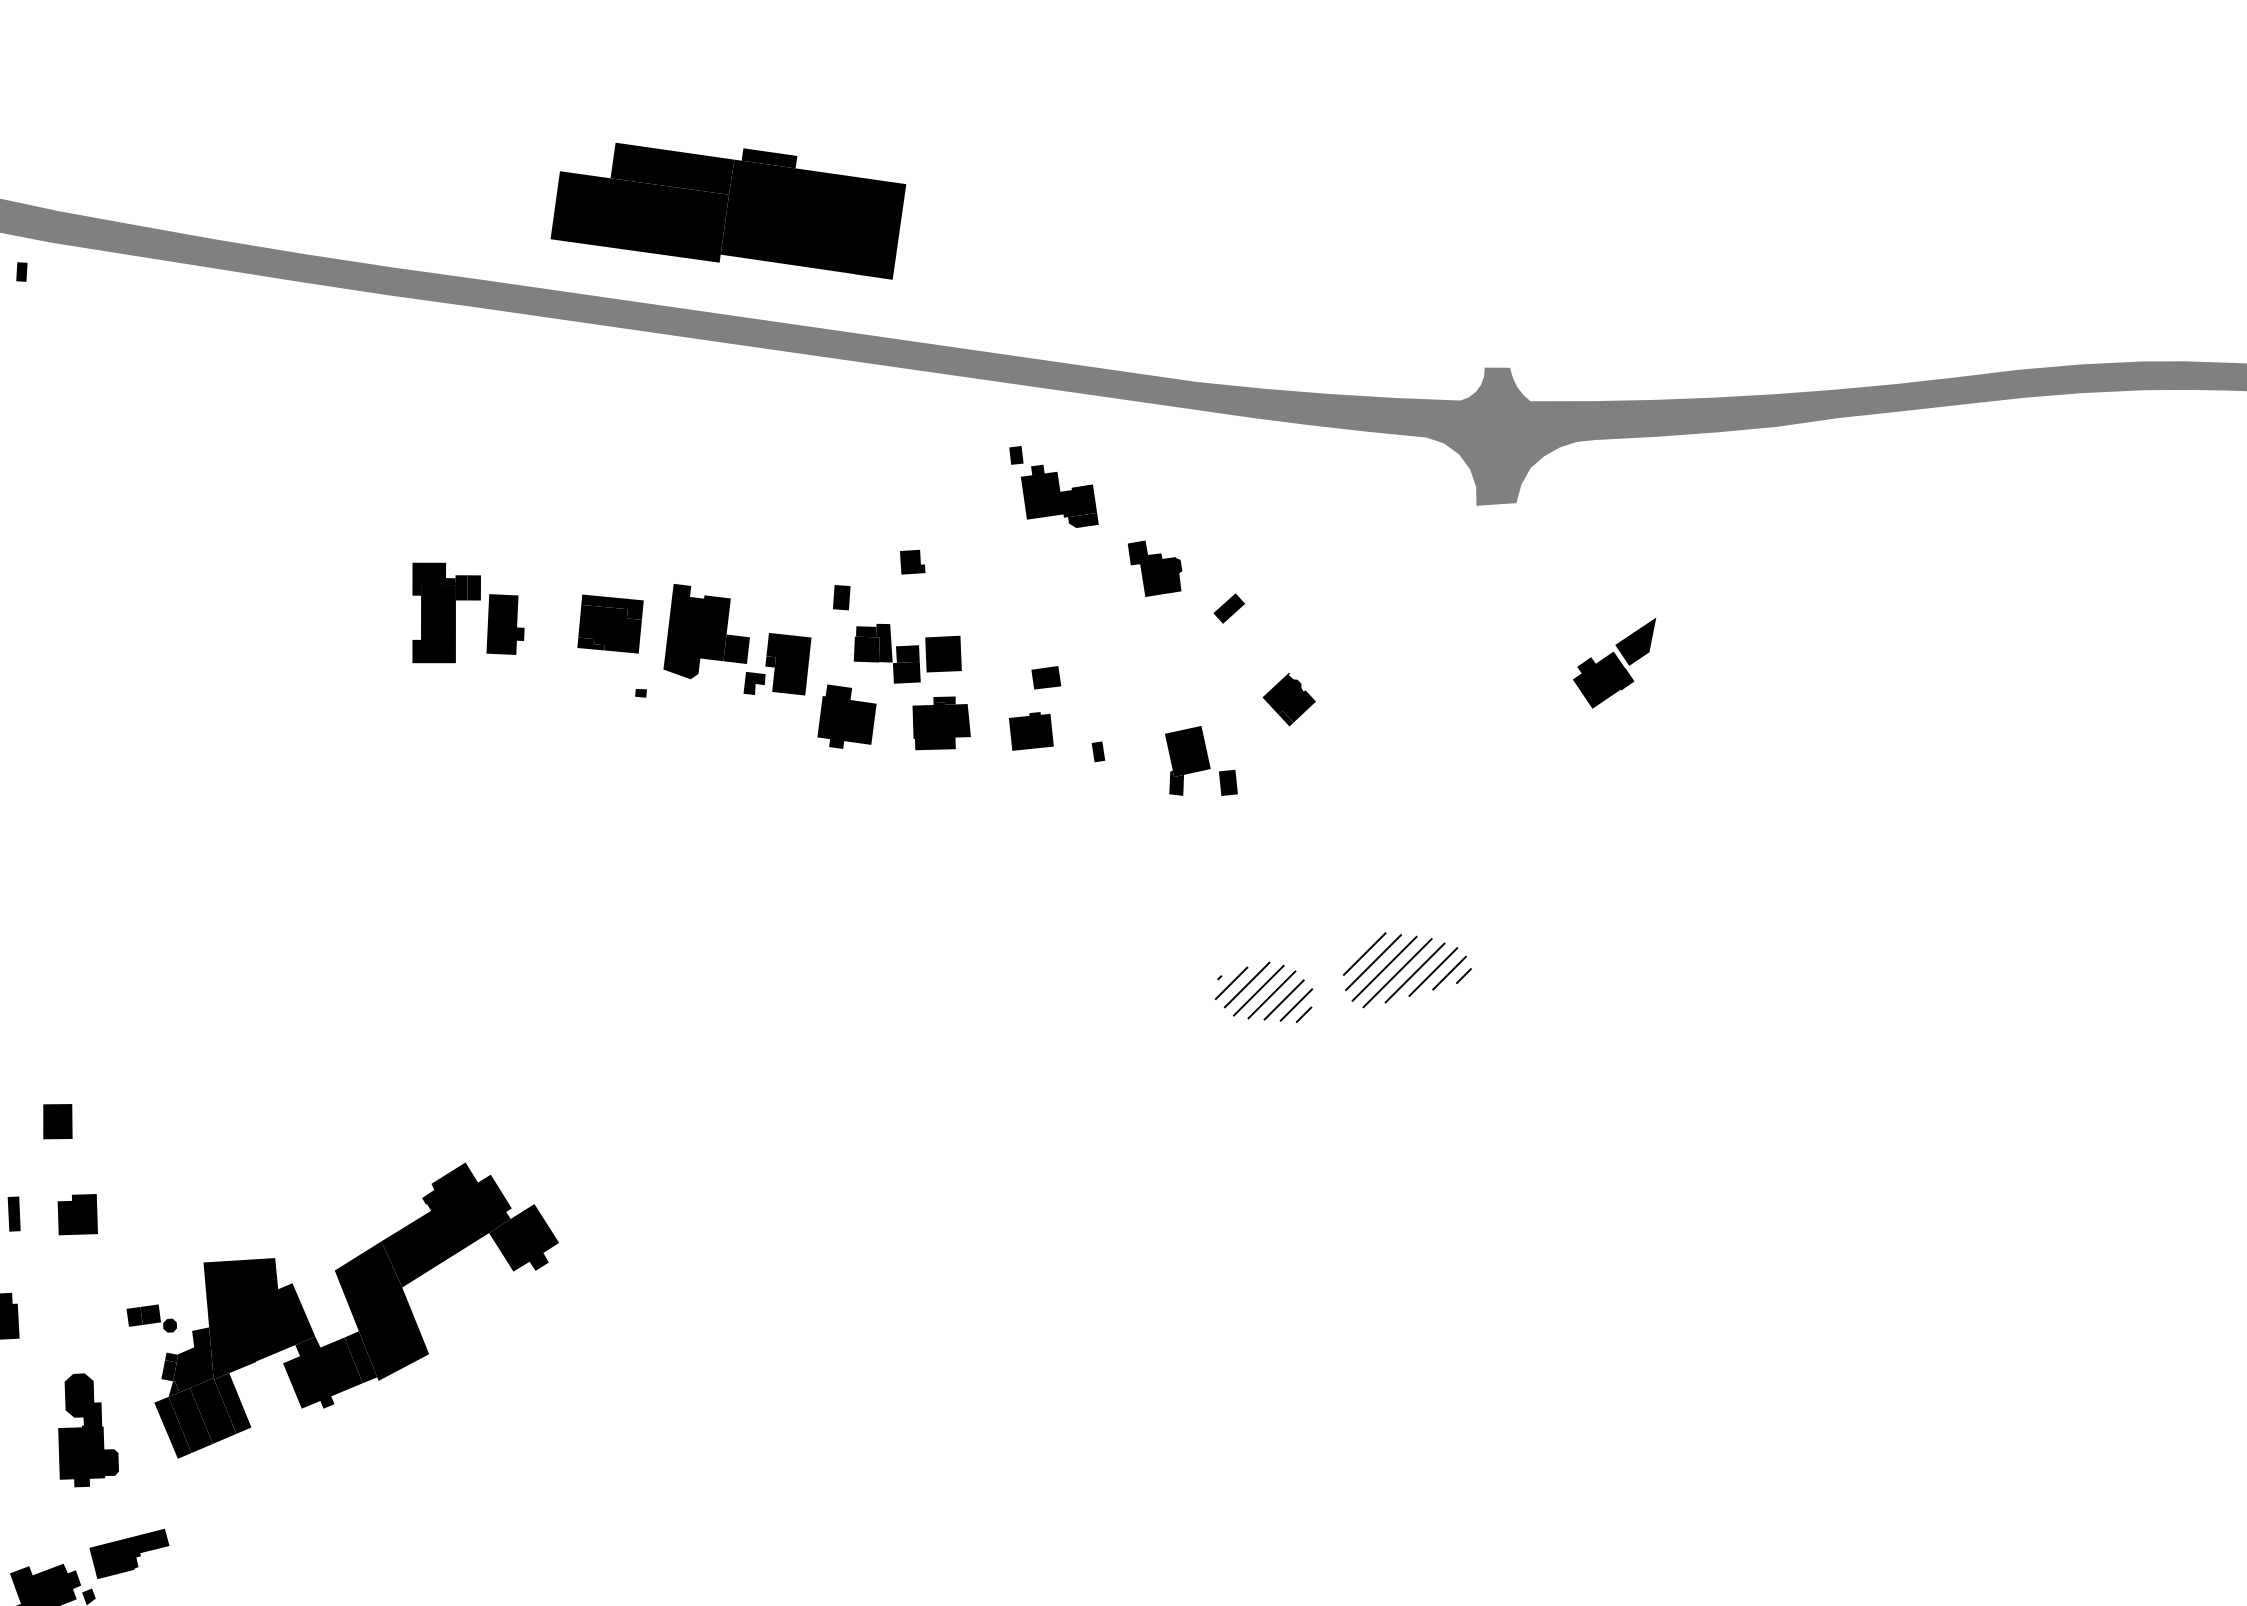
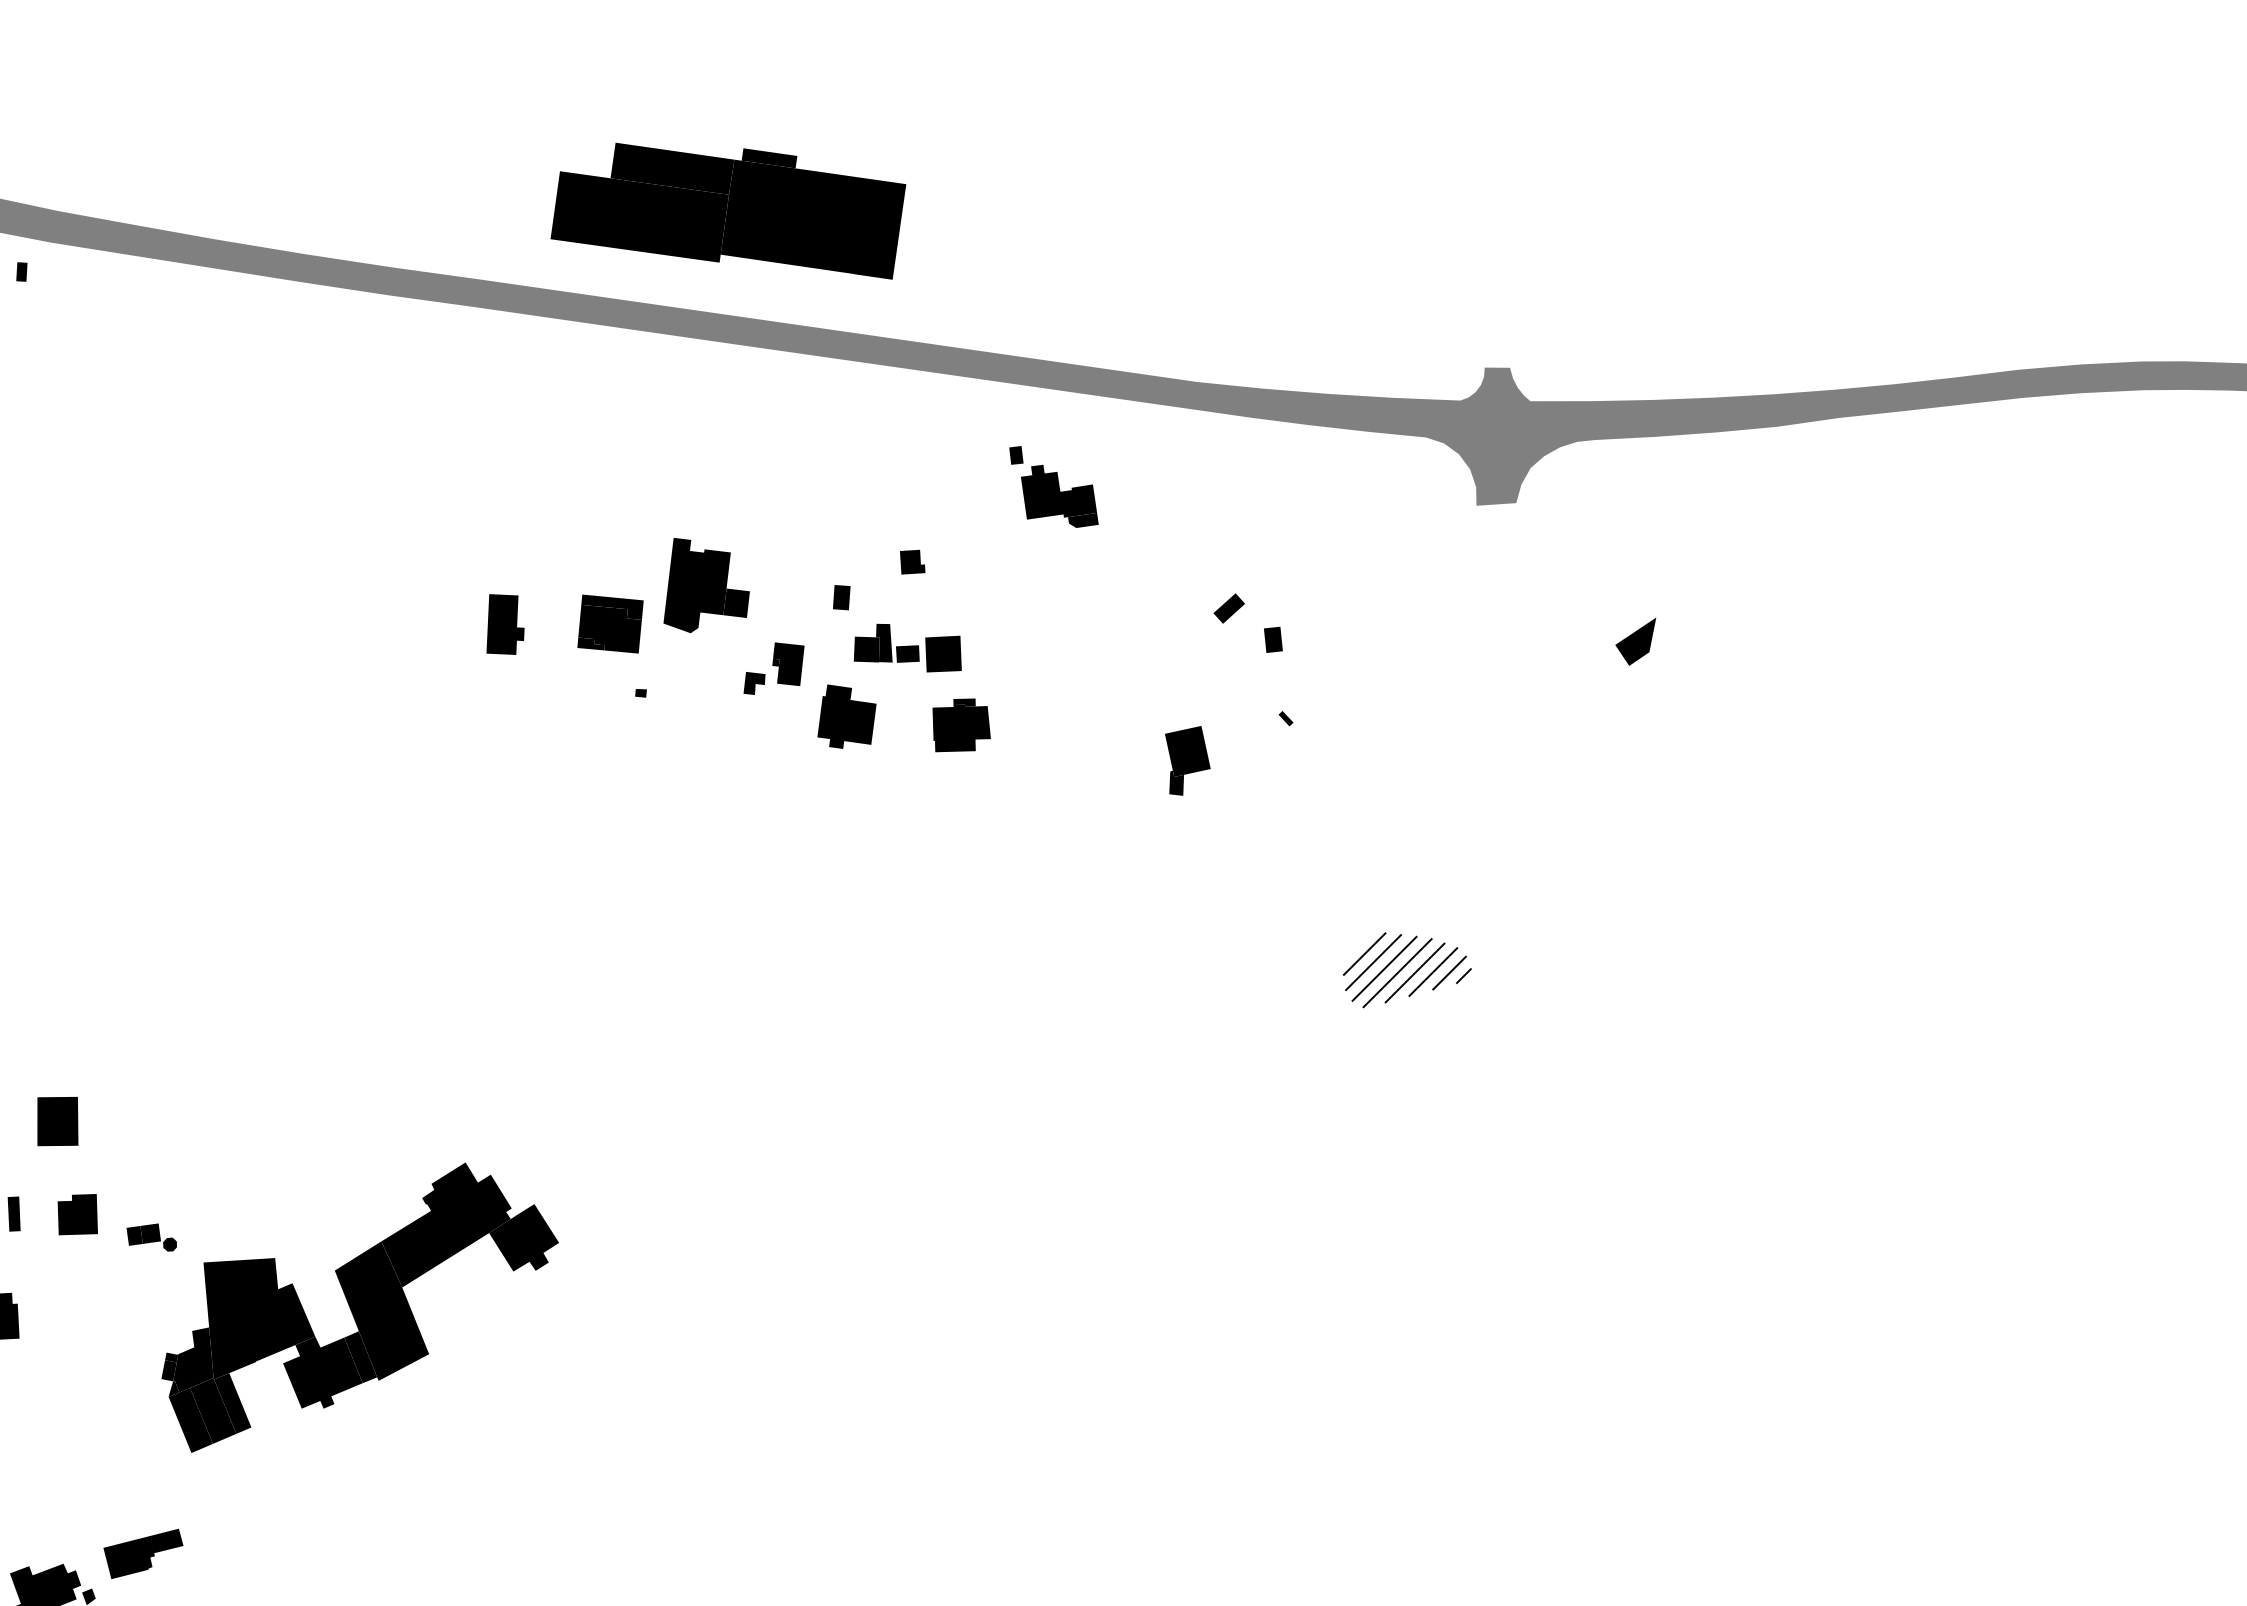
fill: present -> none (1154, 568)
part: present -> none (446, 612)
part position: (706, 631) -> (706, 585) (706, 585)
fill: present -> none (866, 631)
part size: 47x63 px -> 33x45 px (788, 664)
fill: present -> none (906, 672)
part: present -> none (1046, 677)
fill: present -> none (1603, 679)
fill: present -> none (1289, 697)
part position: (941, 723) -> (961, 725) (961, 725)
part: present -> none (1031, 731)
fill: present -> none (1098, 751)
part position: (1228, 782) -> (1273, 639) (1273, 639)
part: present -> none (1264, 991)
part size: 30x36 px -> 42x51 px (57, 1121)
part position: (151, 1318) -> (151, 1237) (151, 1237)
fill: present -> none (172, 1427)
part: present -> none (88, 1430)
part position: (129, 1553) -> (143, 1553) (143, 1553)
